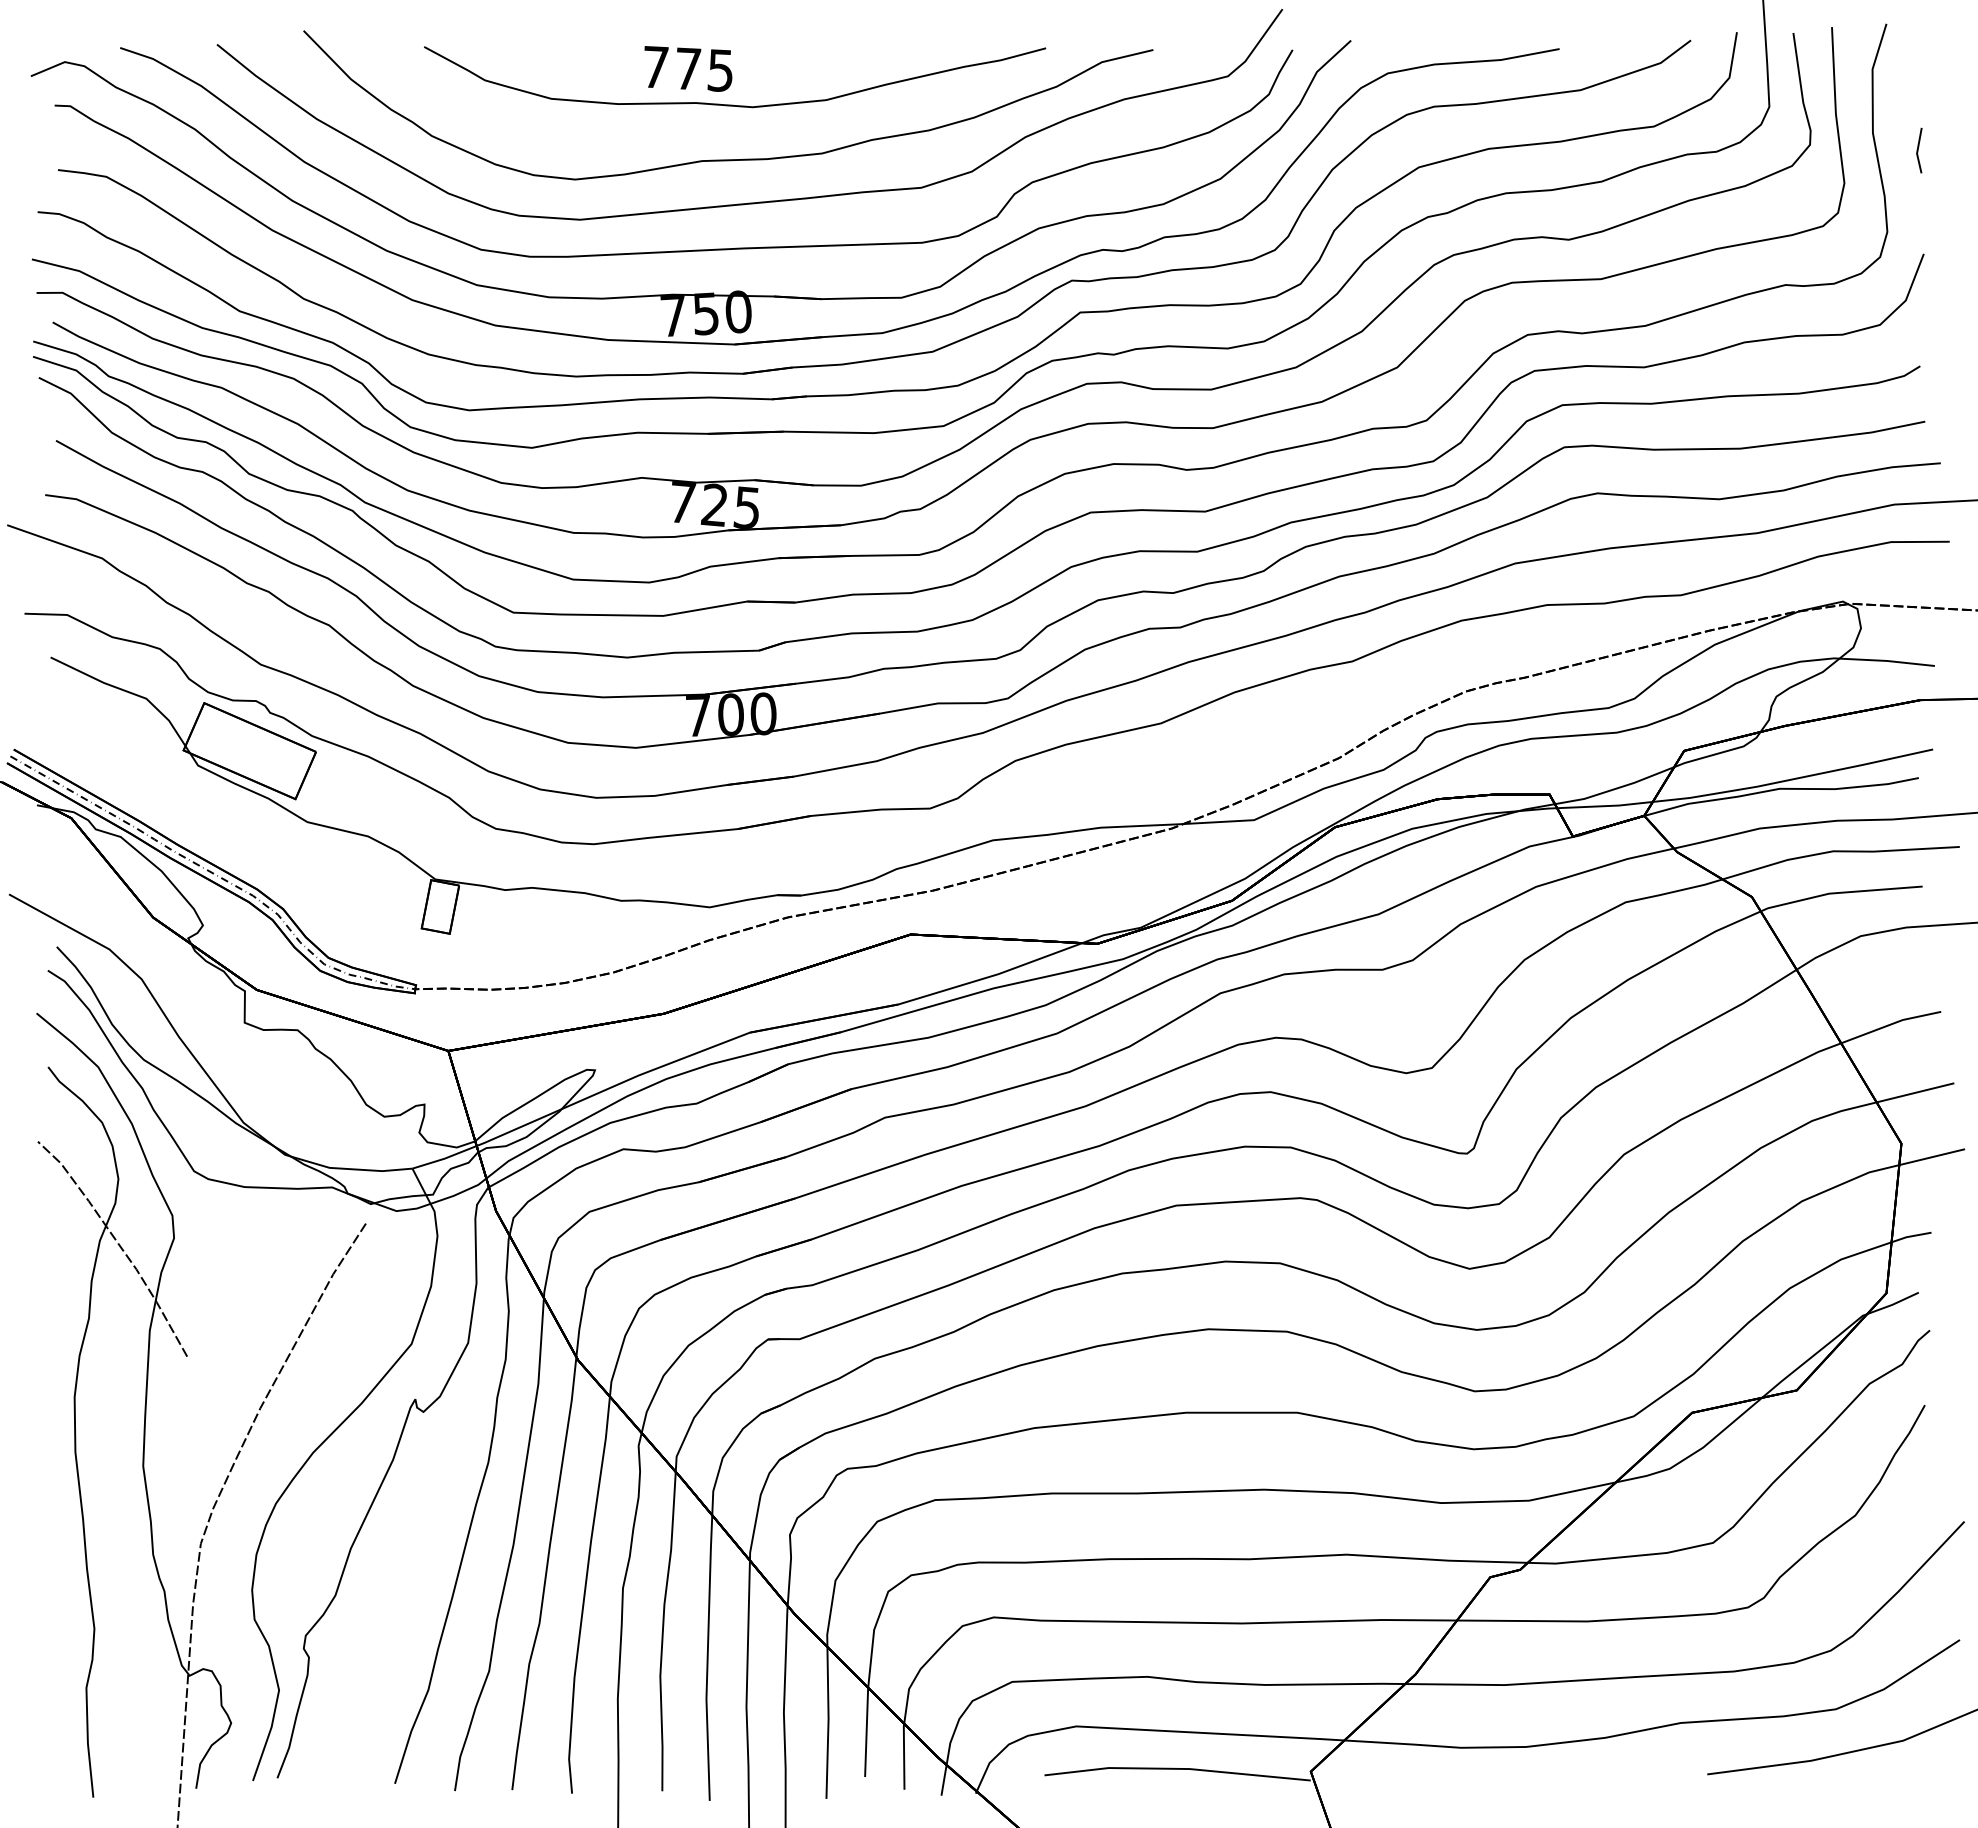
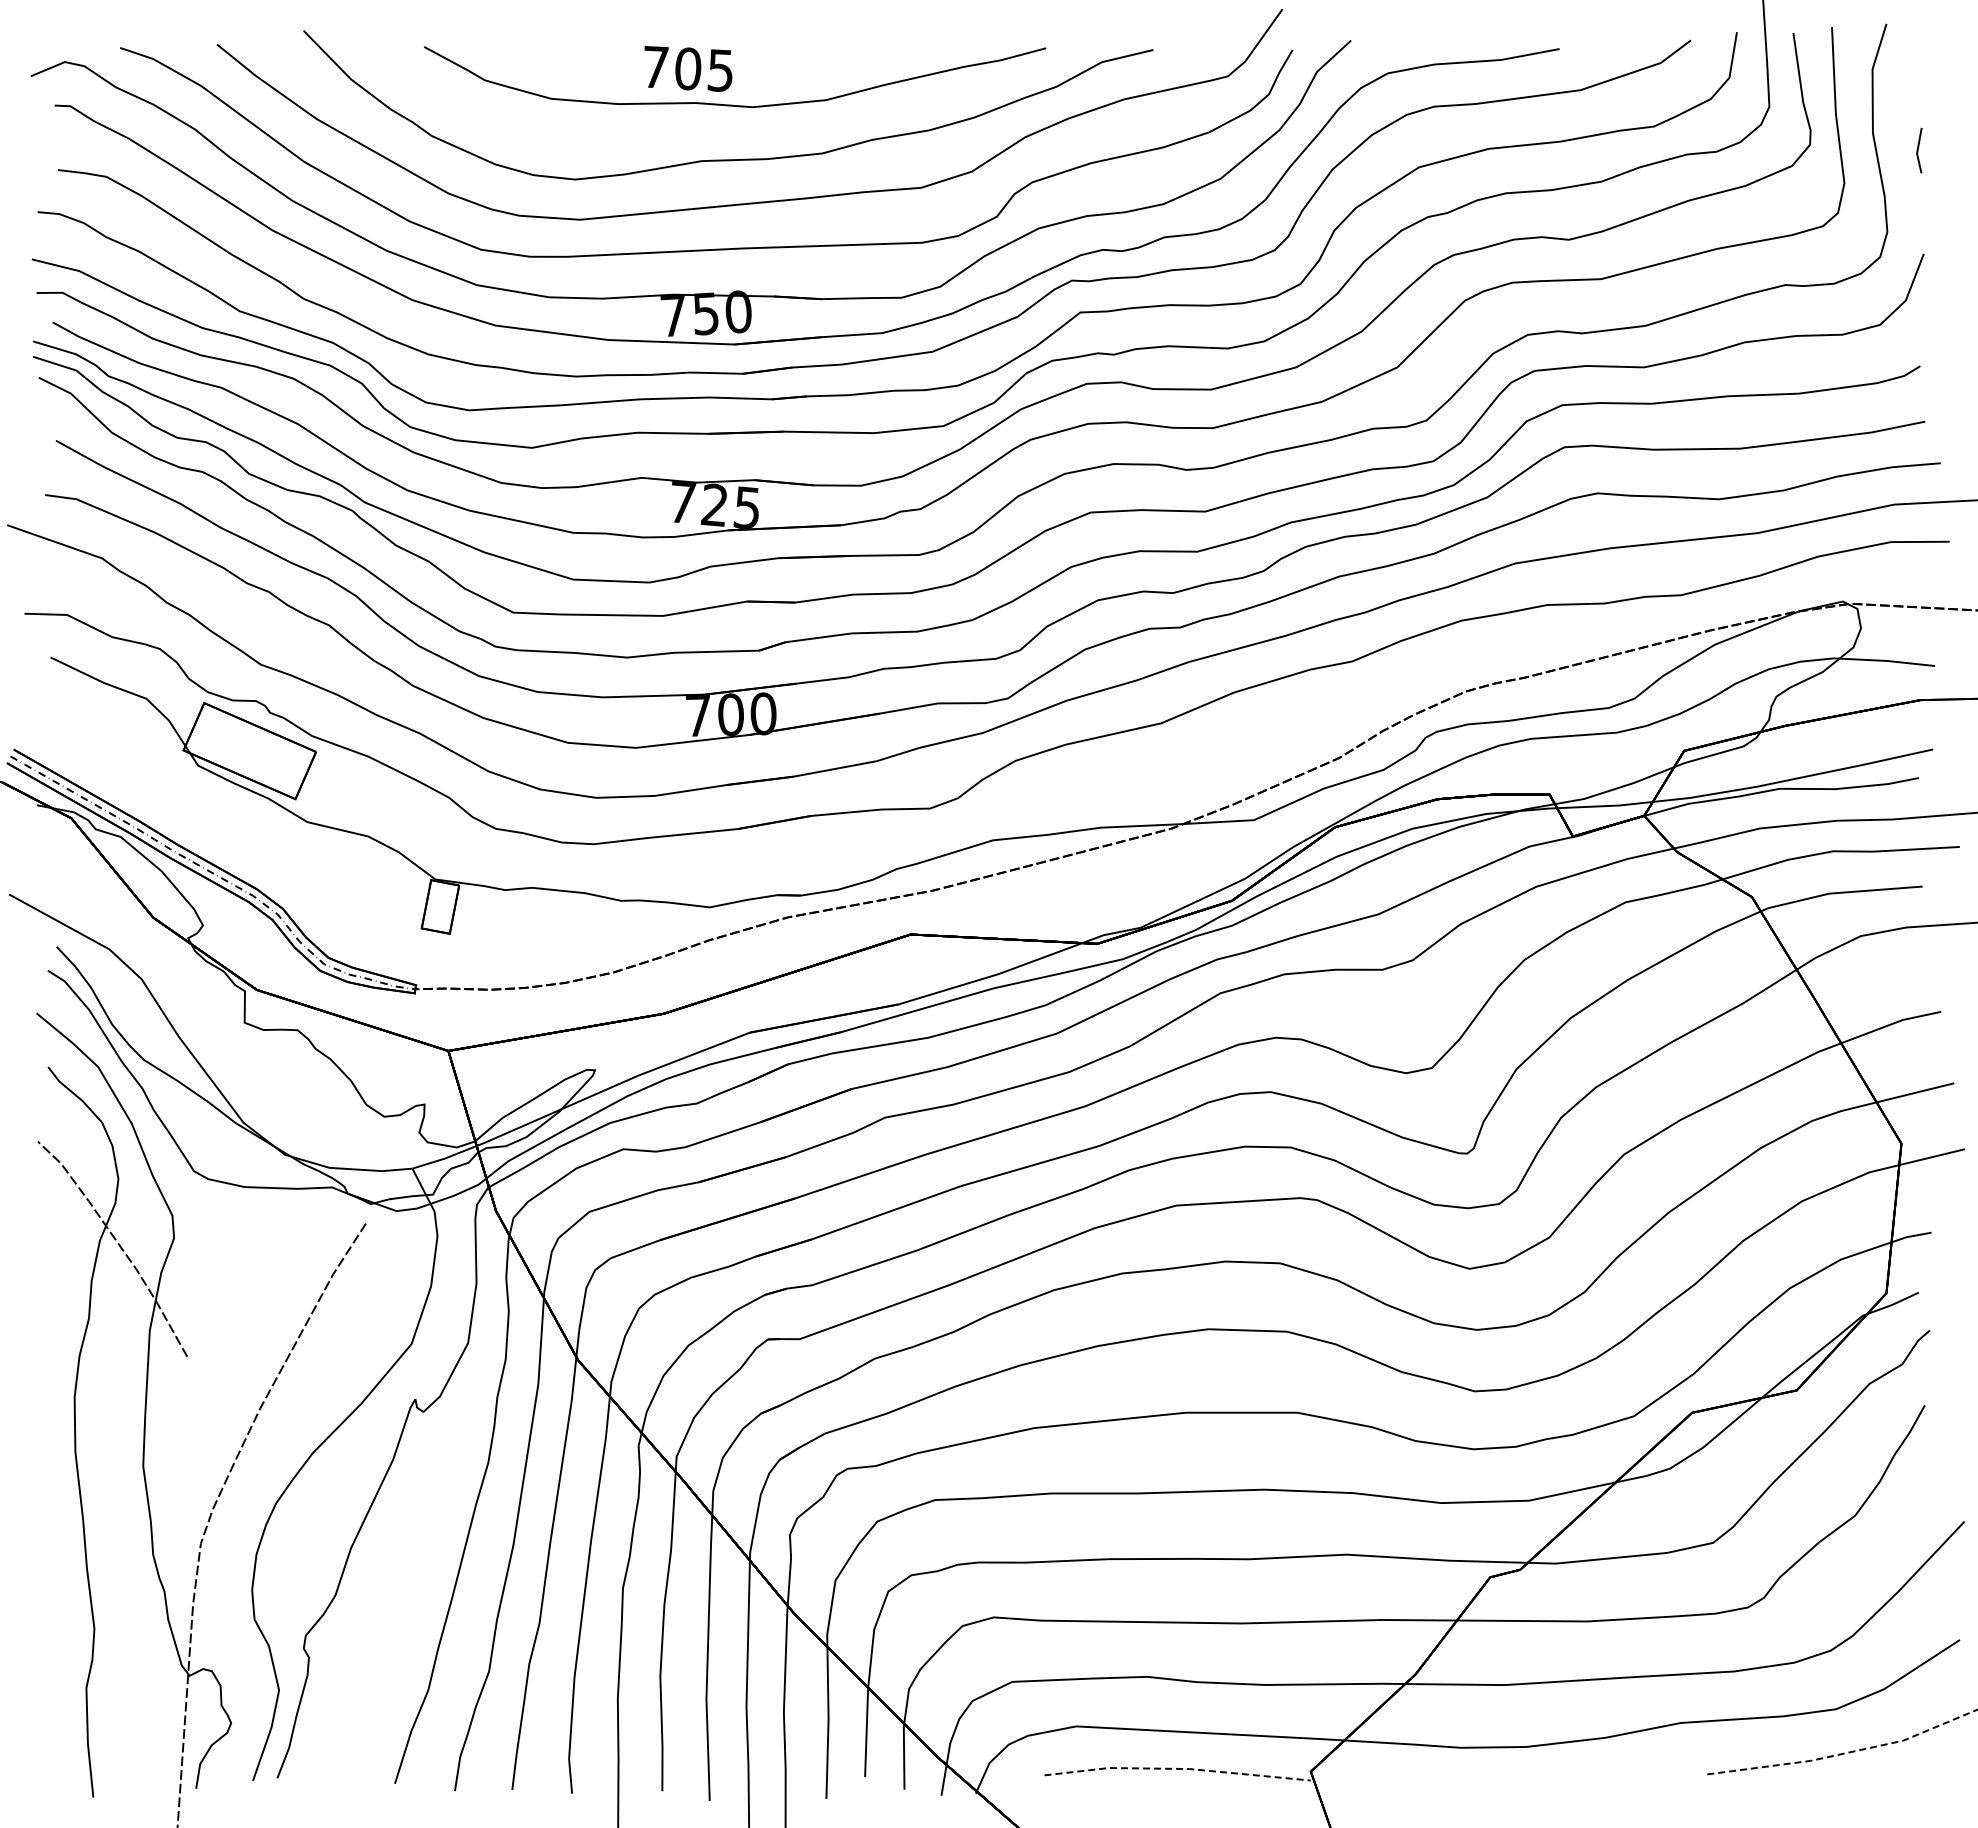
text: 775 -> 705 (688, 68)
line: solid -> dashed (1845, 1753)
line: solid -> dashed (1177, 1768)
